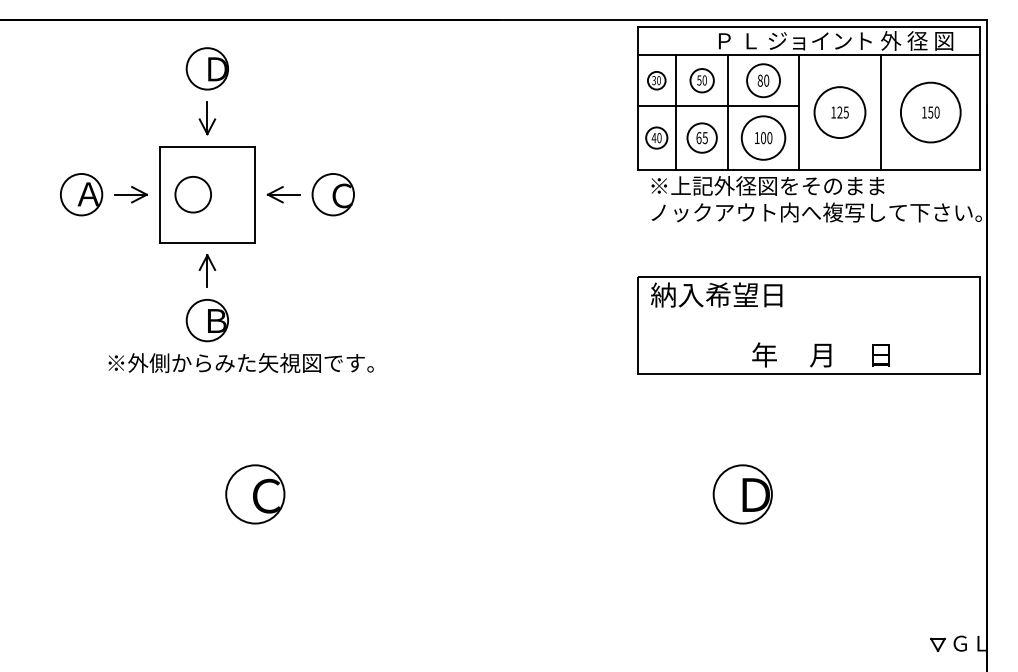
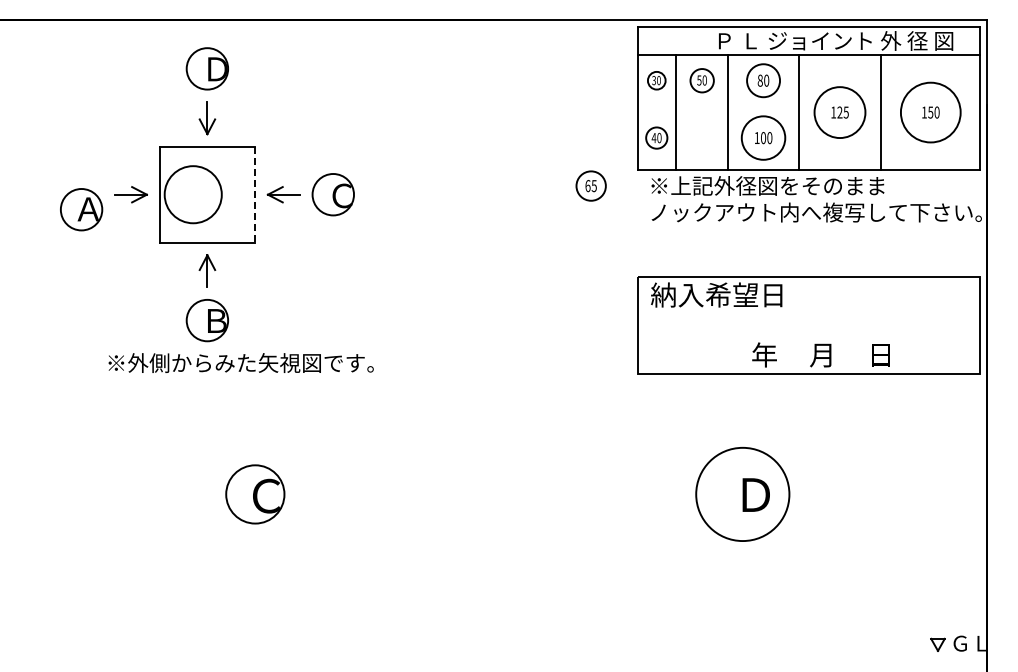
line: present -> none (717, 106)
part position: (701, 137) -> (590, 185) (590, 185)
part position: (81, 194) -> (81, 209) (81, 209)
circle diameter: 36 px -> 57 px (192, 194)
line: solid -> dashed (255, 194)
circle diameter: 58 px -> 93 px (742, 494)
